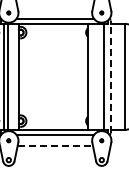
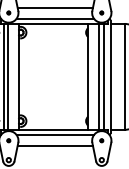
line: none -> present (54, 8)
line: none -> present (99, 76)
line: dashed -> solid (110, 76)
line: dashed -> solid (55, 145)
